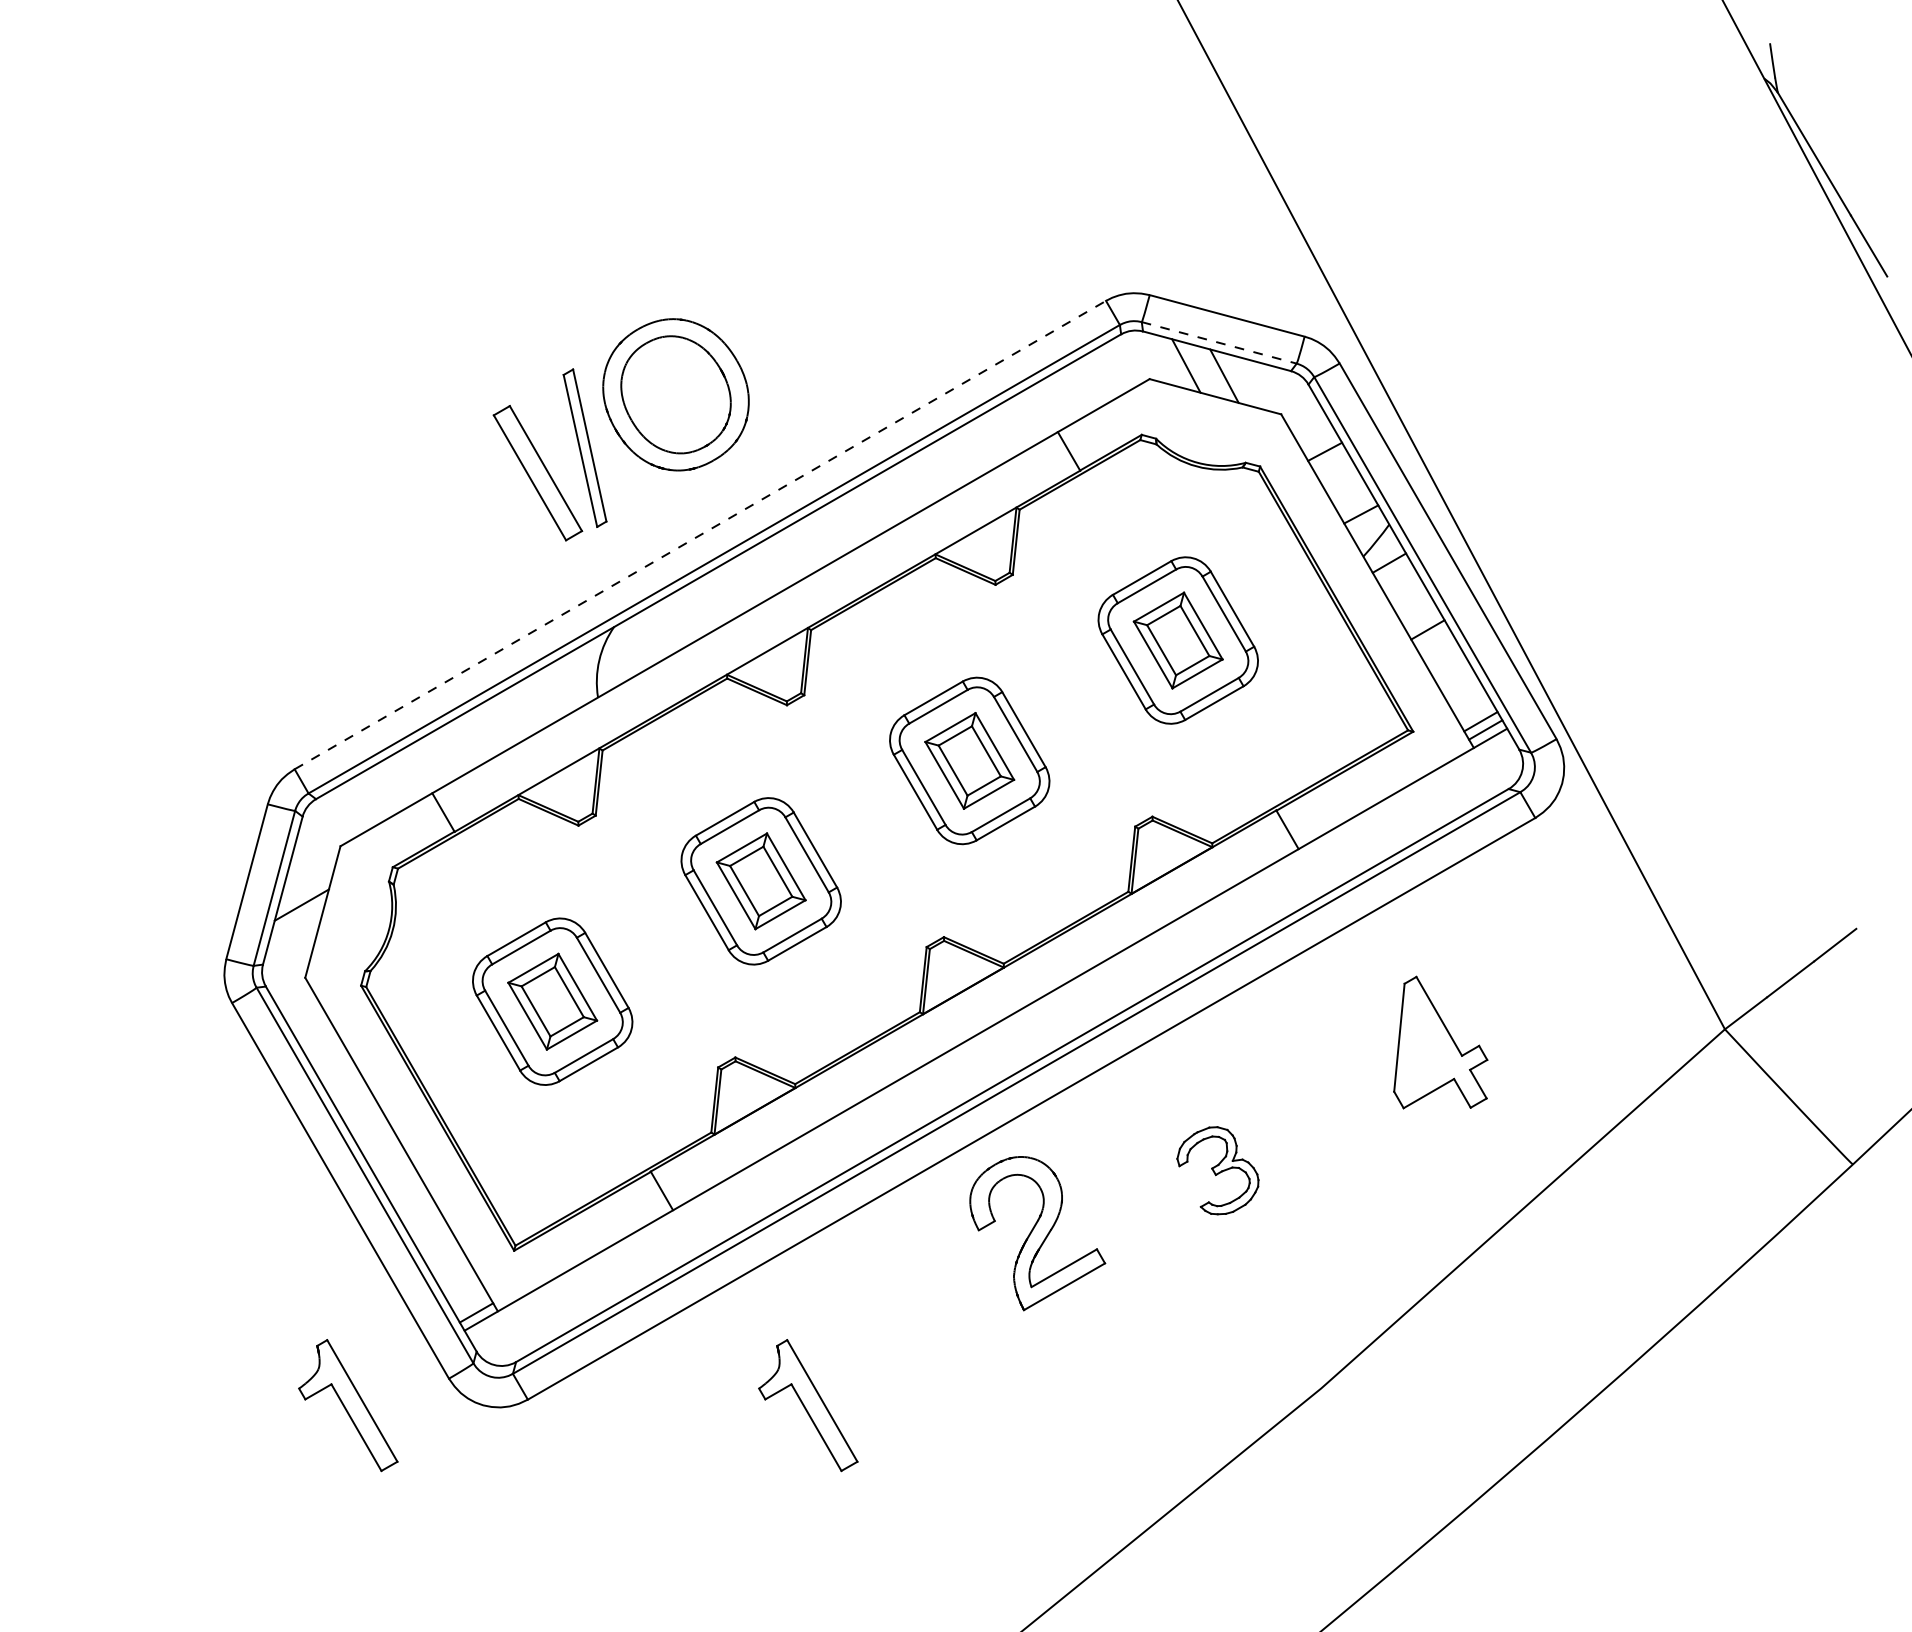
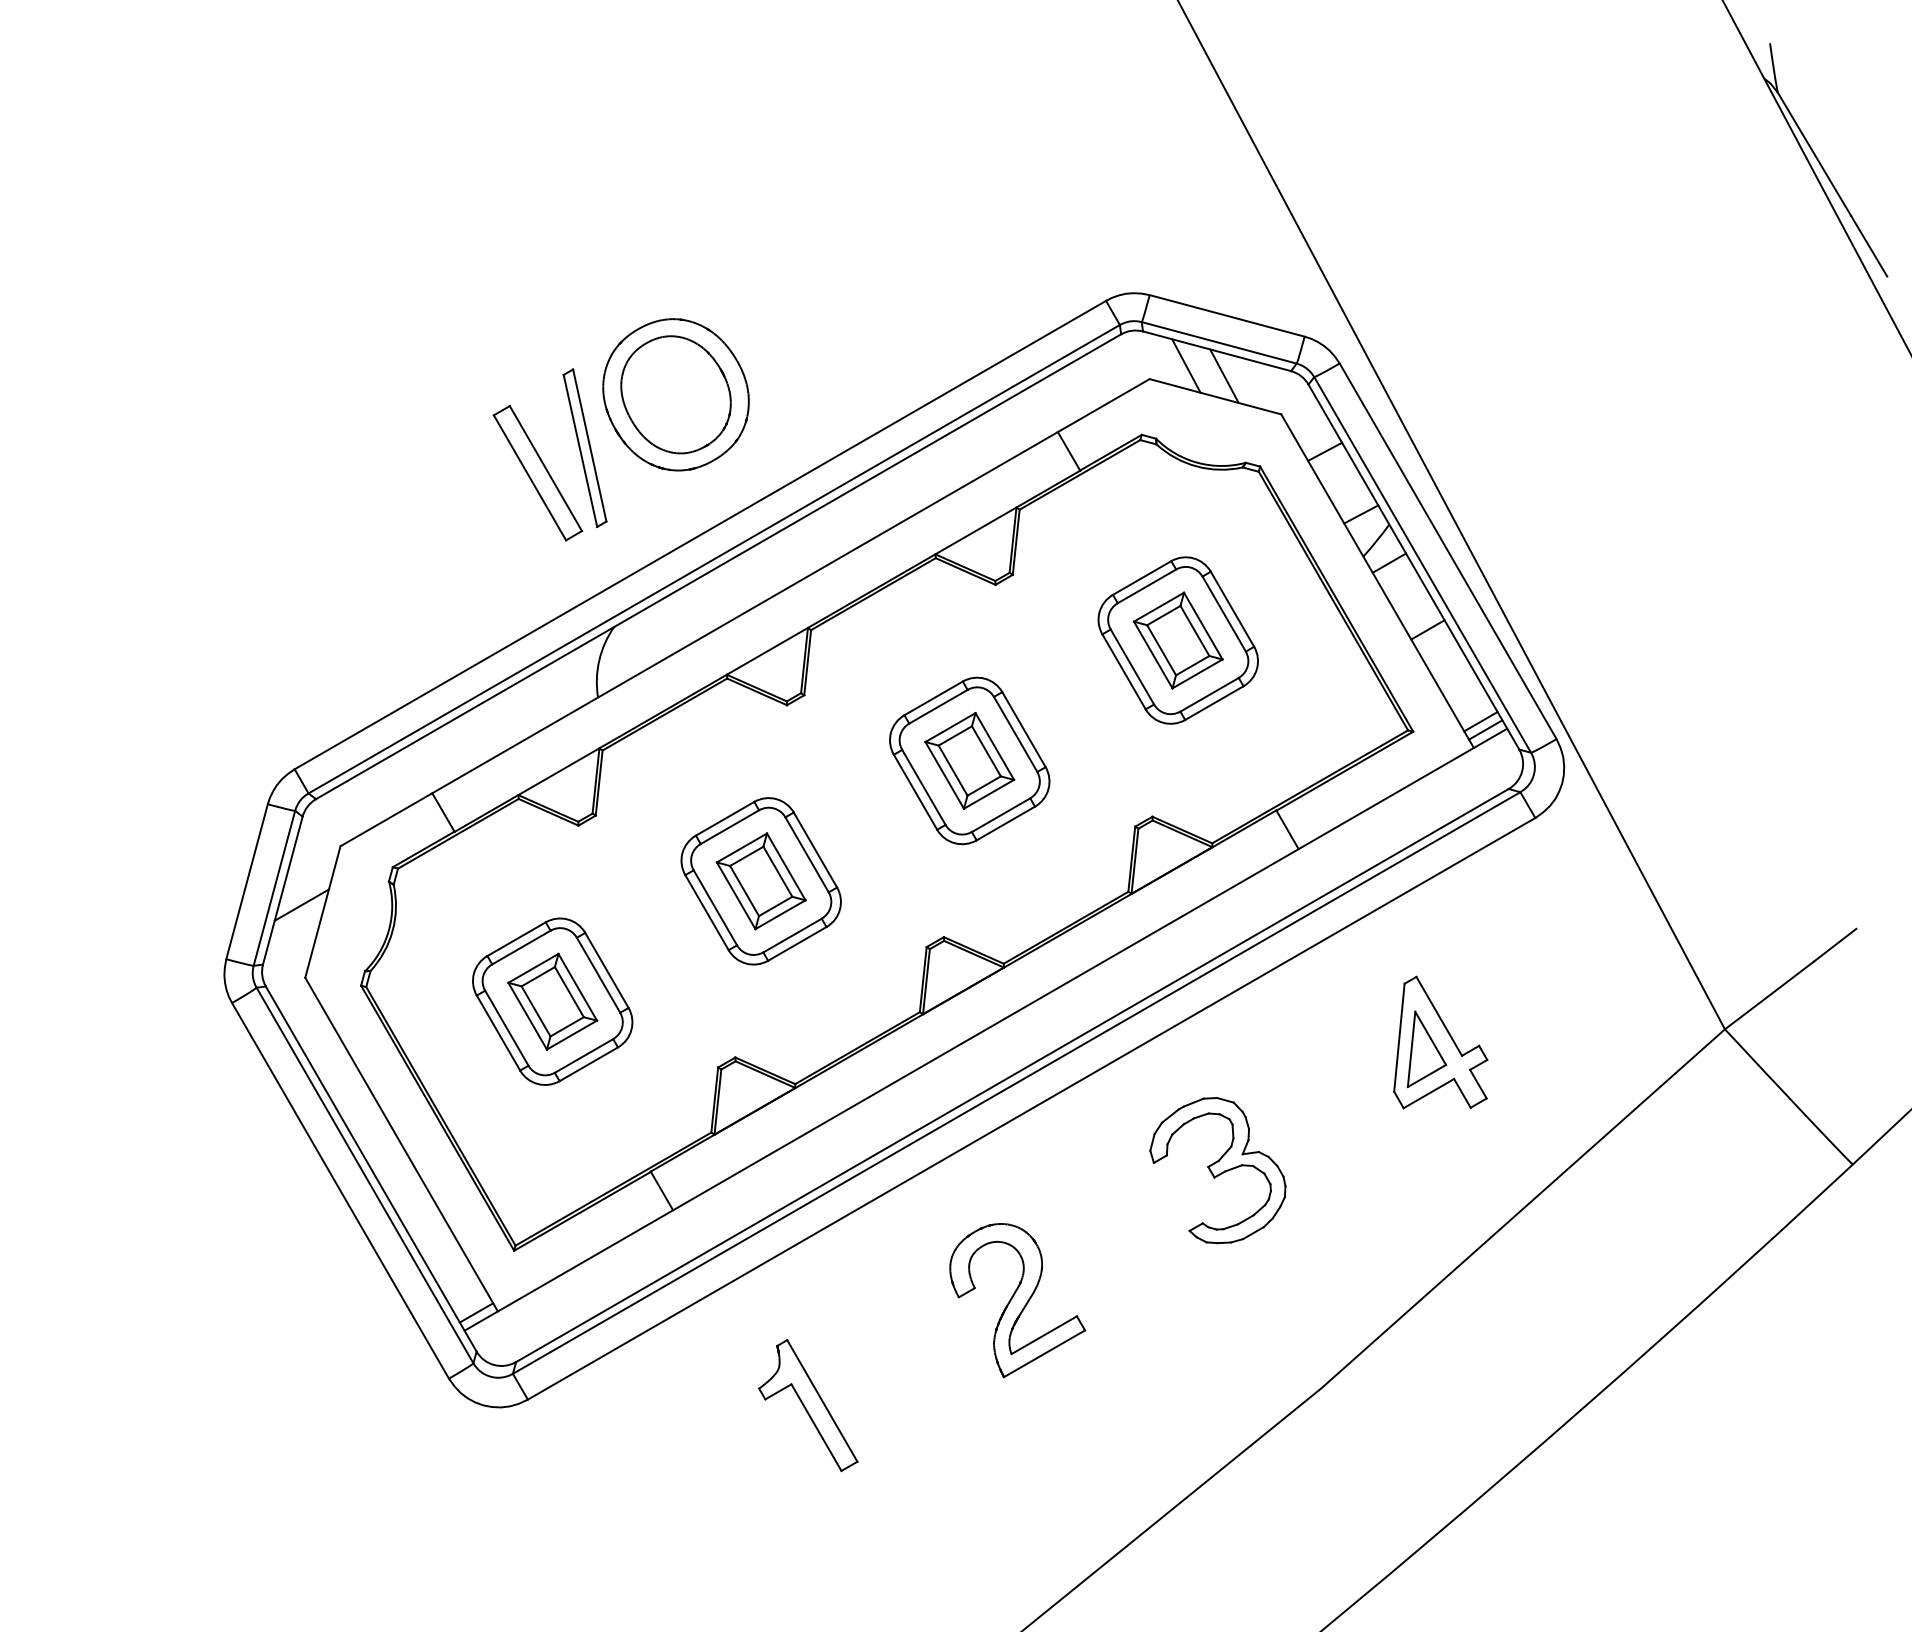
line: dashed -> solid (1219, 342)
line: dashed -> solid (700, 534)
part: none -> present (1426, 1049)
part size: 84x90 px -> 138x148 px (1217, 1170)
part position: (1037, 1233) -> (1017, 1300) (1017, 1300)
part: present -> none (348, 1405)
